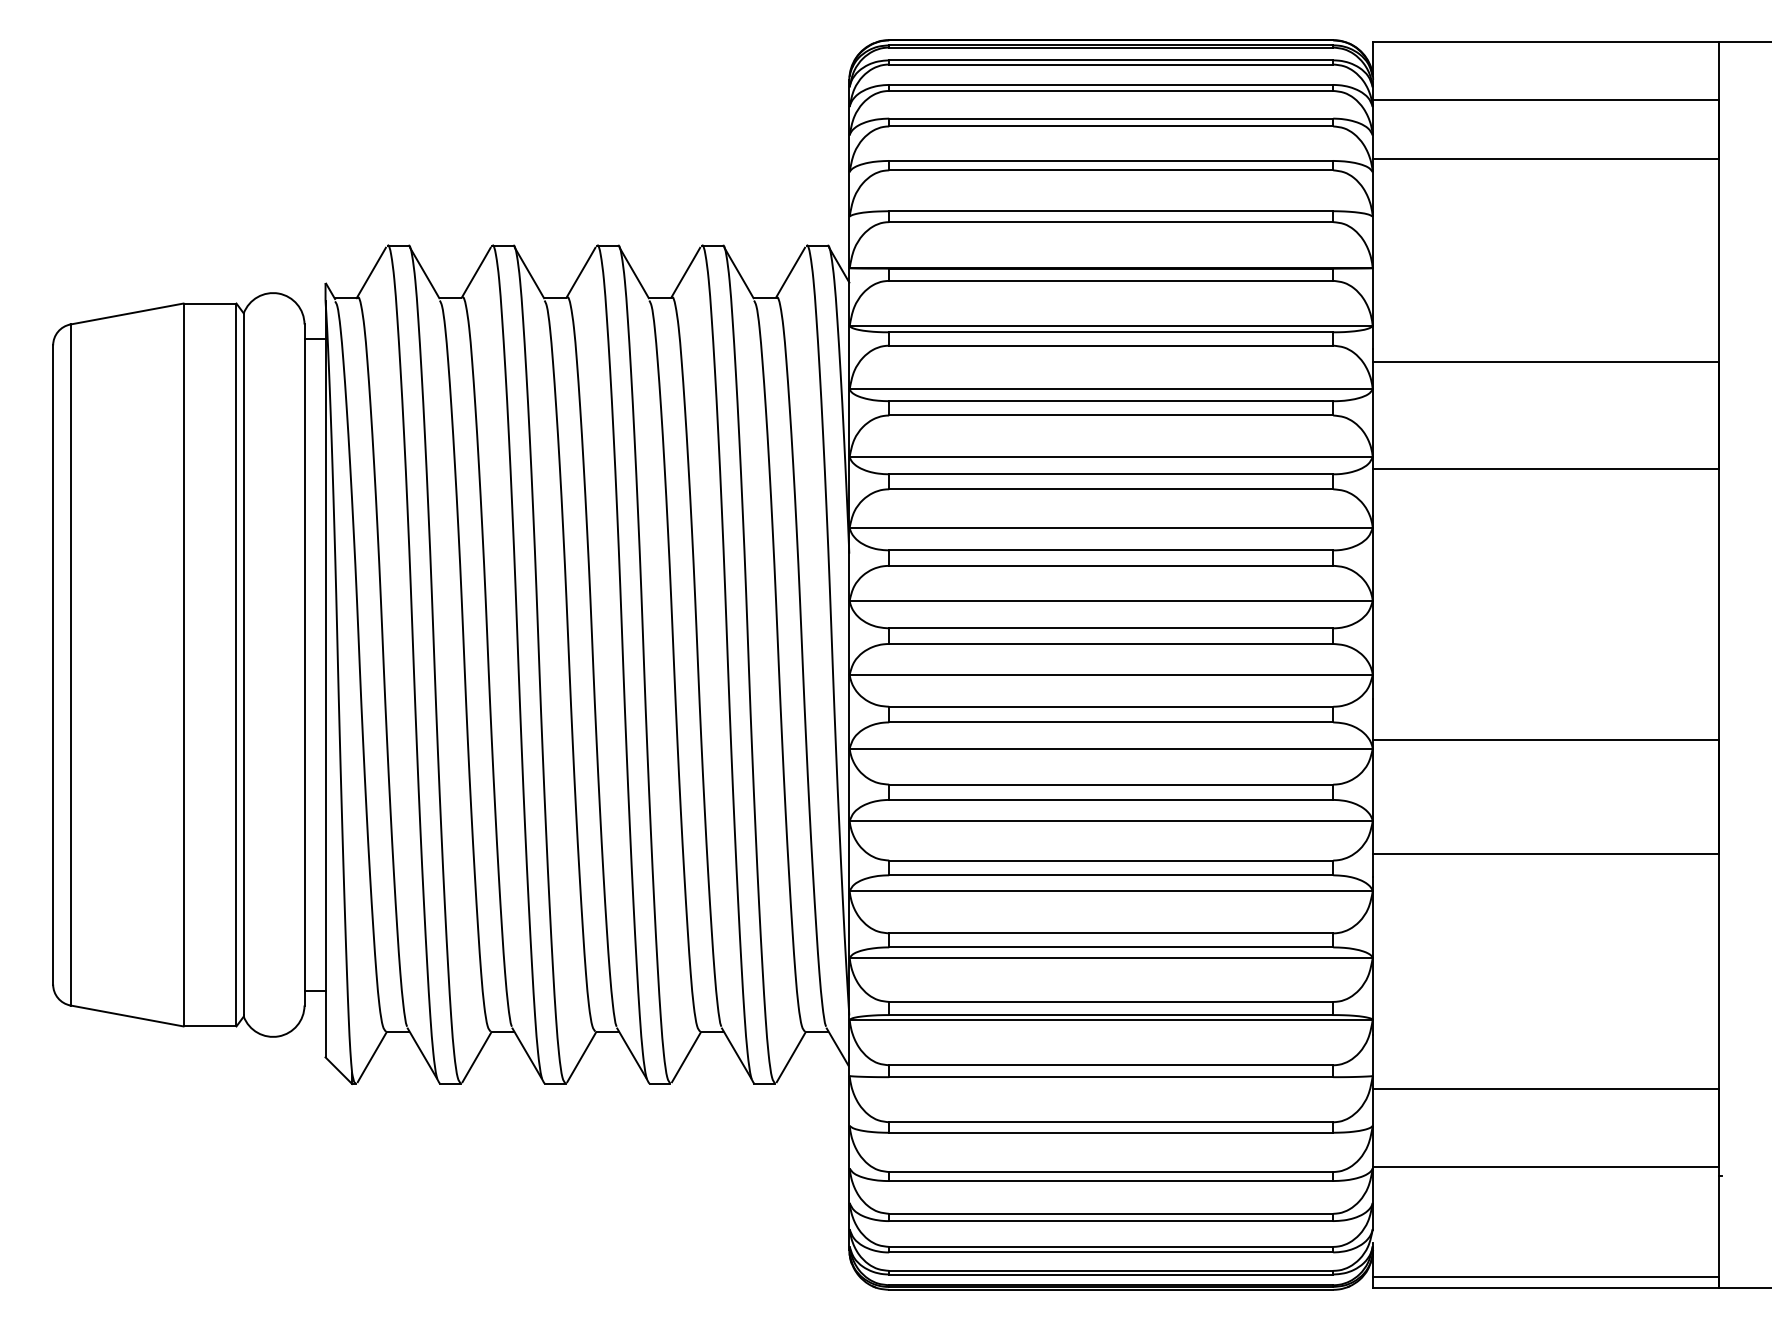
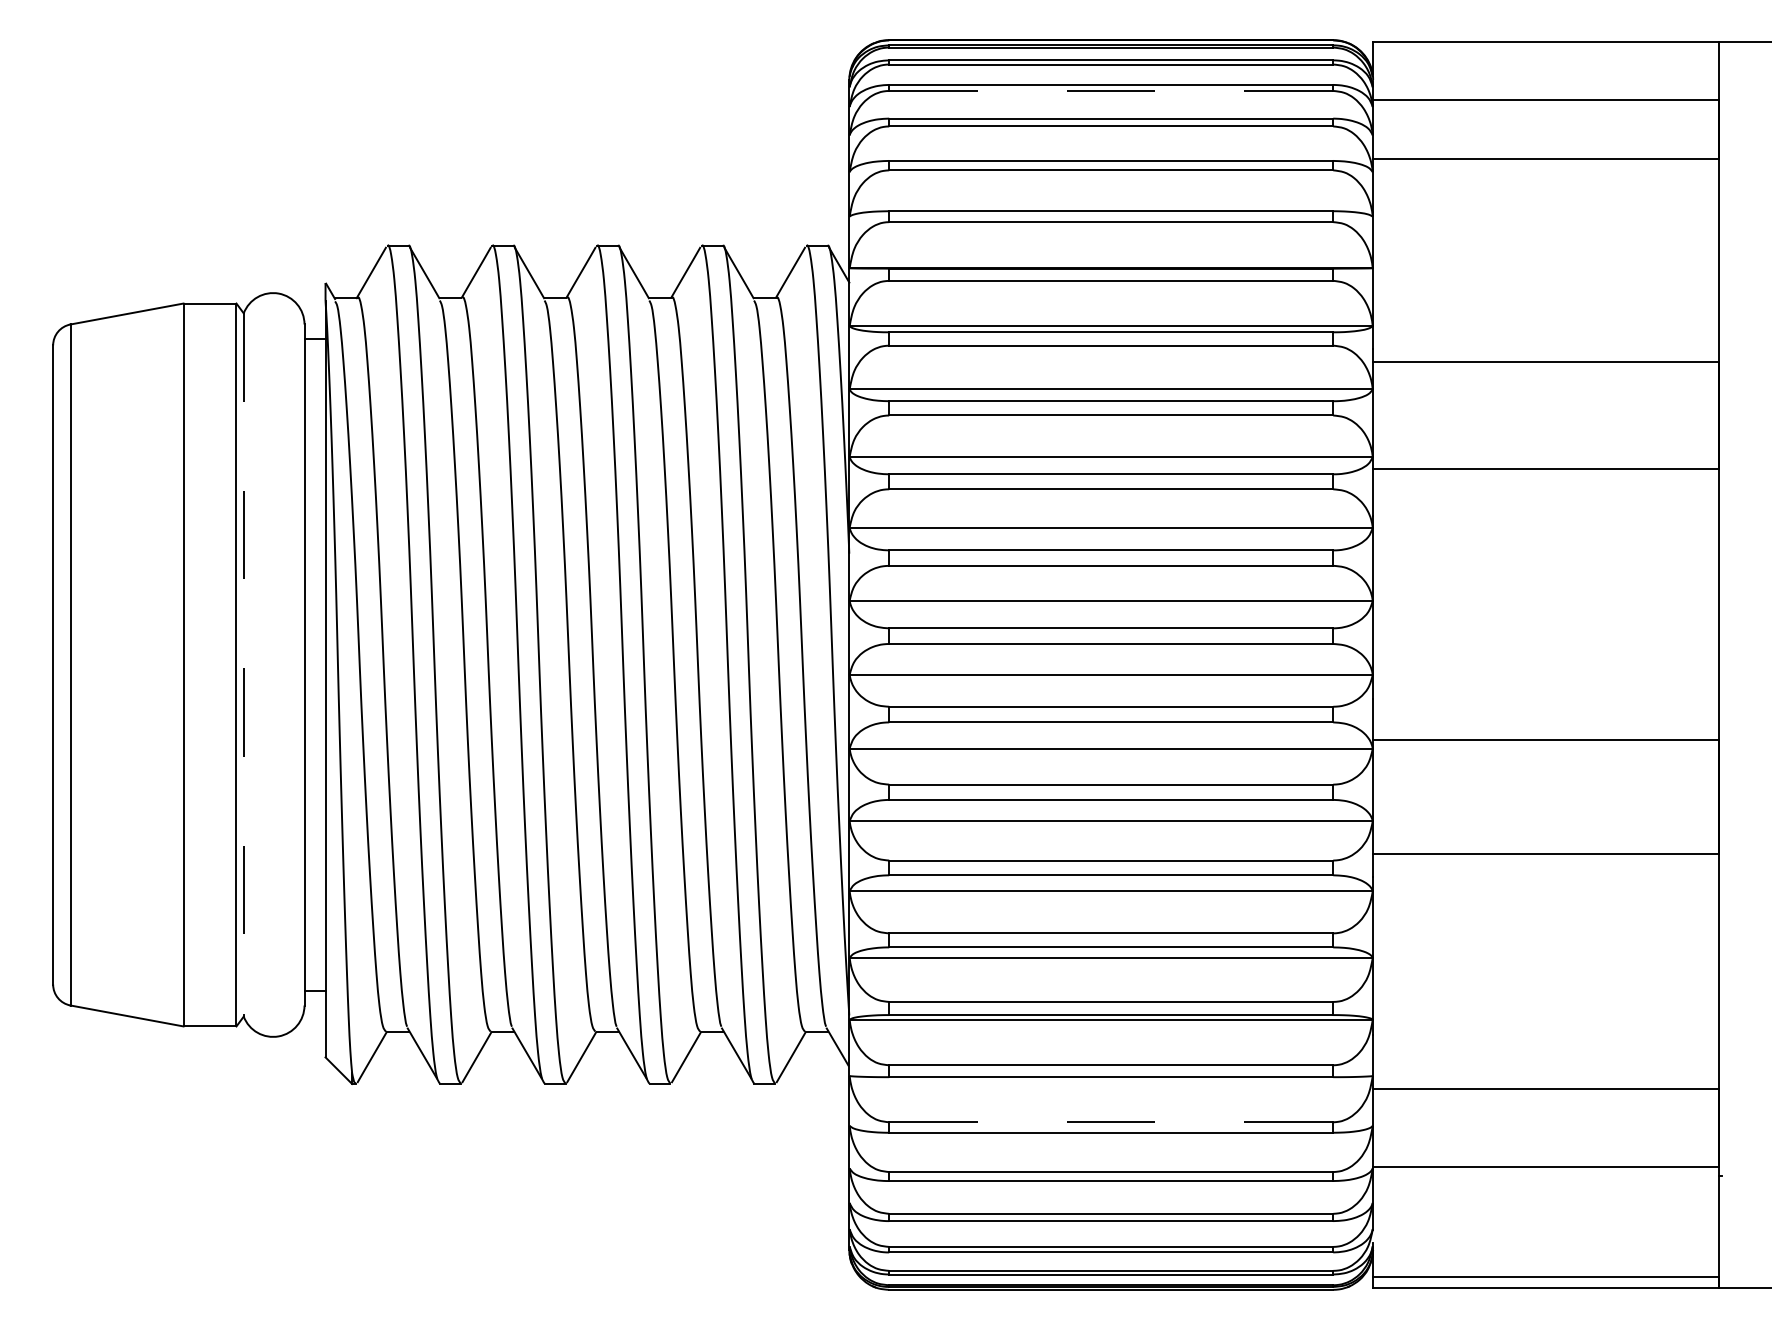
line: solid -> dashed (1111, 90)
line: solid -> dashed (243, 664)
line: solid -> dashed (1111, 1122)
